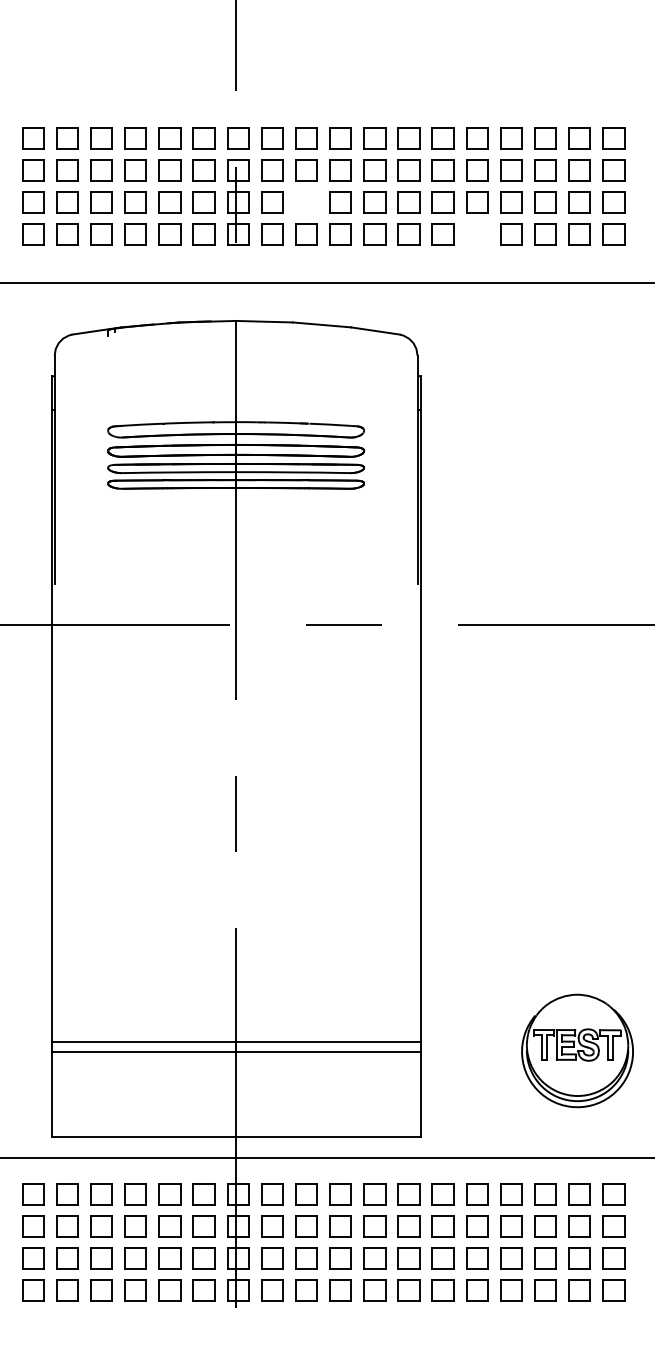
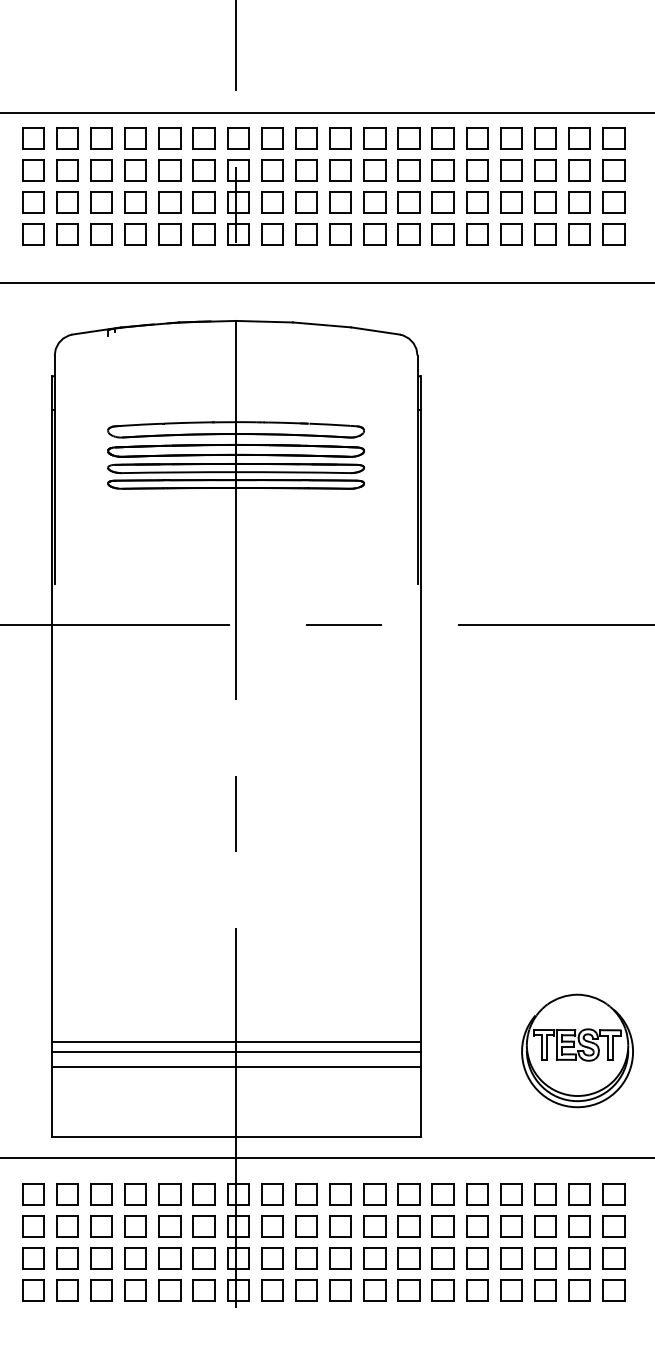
line: none -> present (326, 112)
part: none -> present (306, 202)
part: none -> present (477, 234)
line: none -> present (235, 1066)
